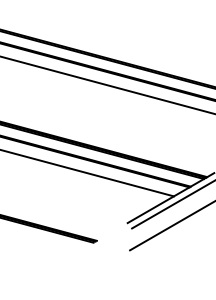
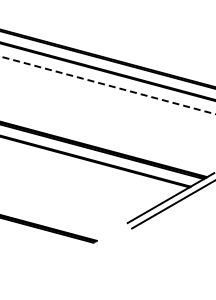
line: solid -> dashed (108, 85)
line: present -> none (87, 173)
line: present -> none (171, 226)
